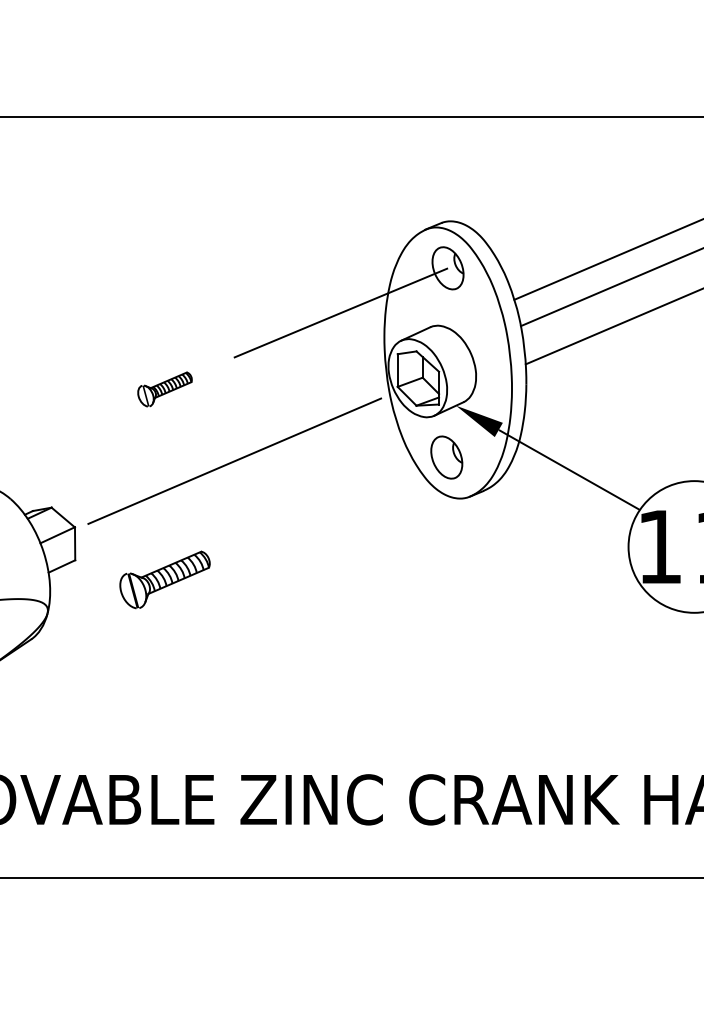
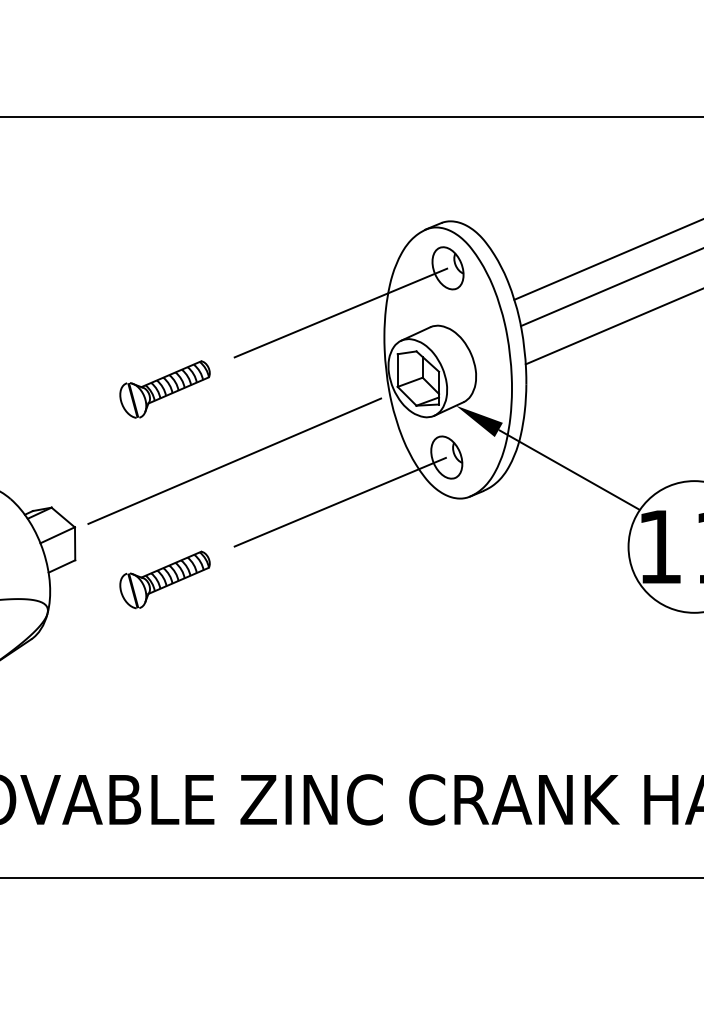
part size: 56x37 px -> 92x59 px (164, 389)
line: none -> present (339, 501)
